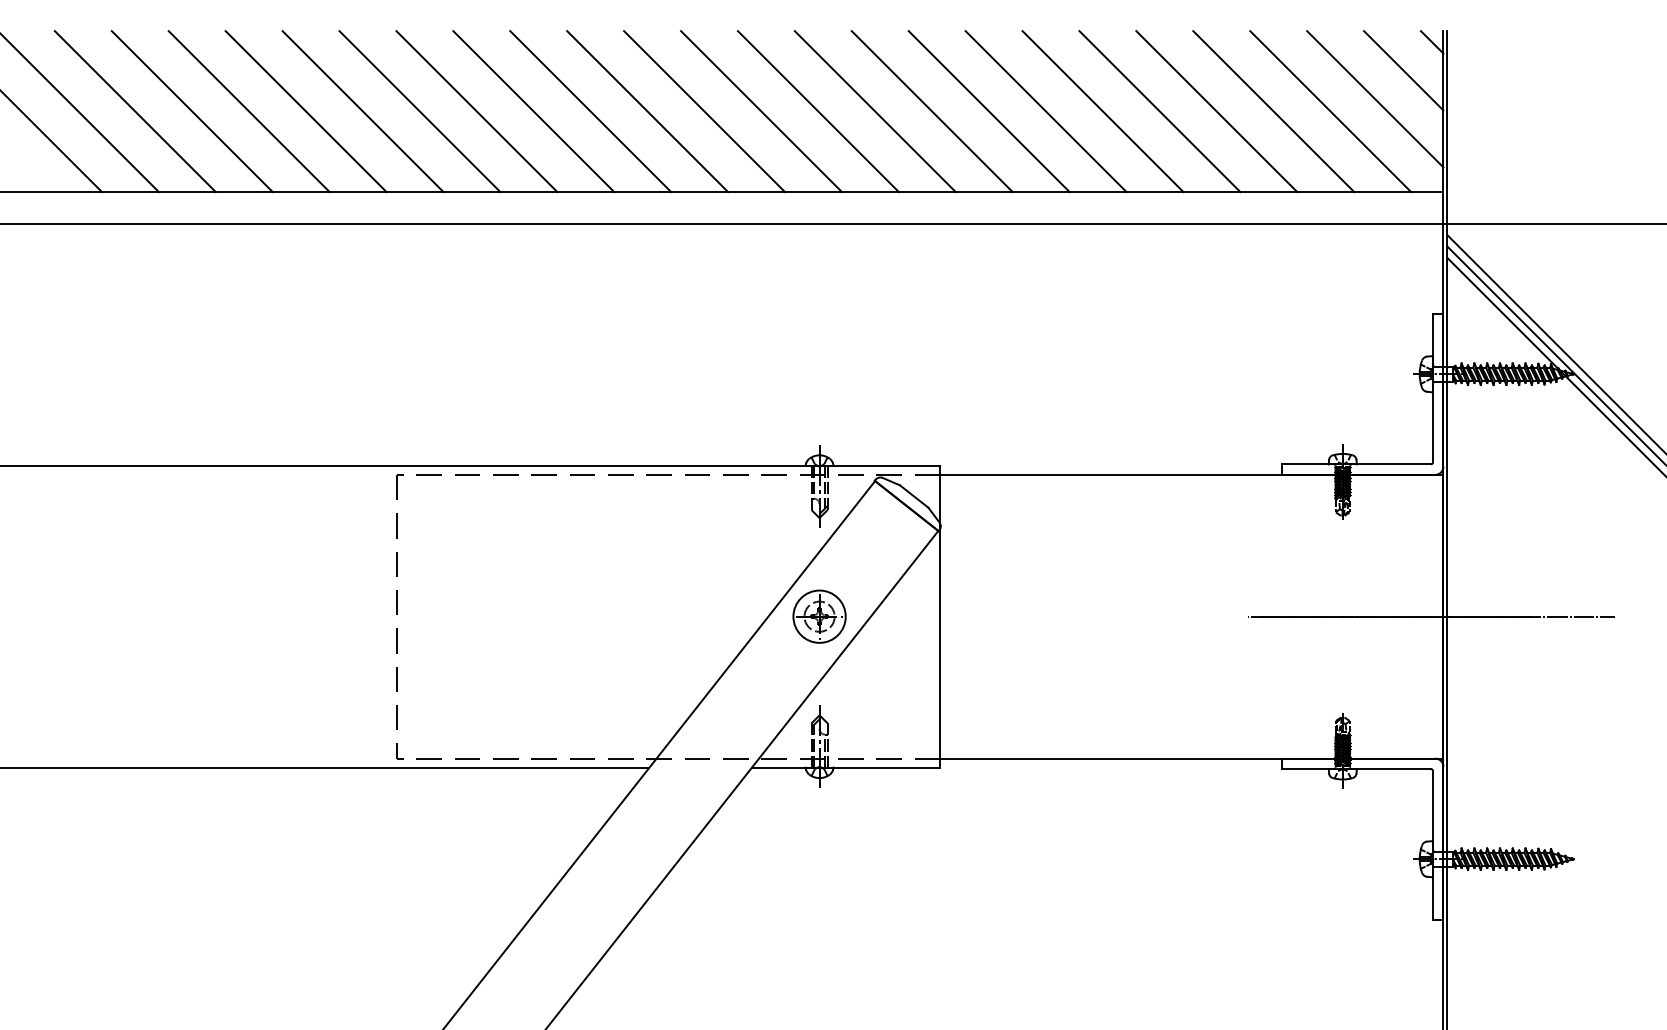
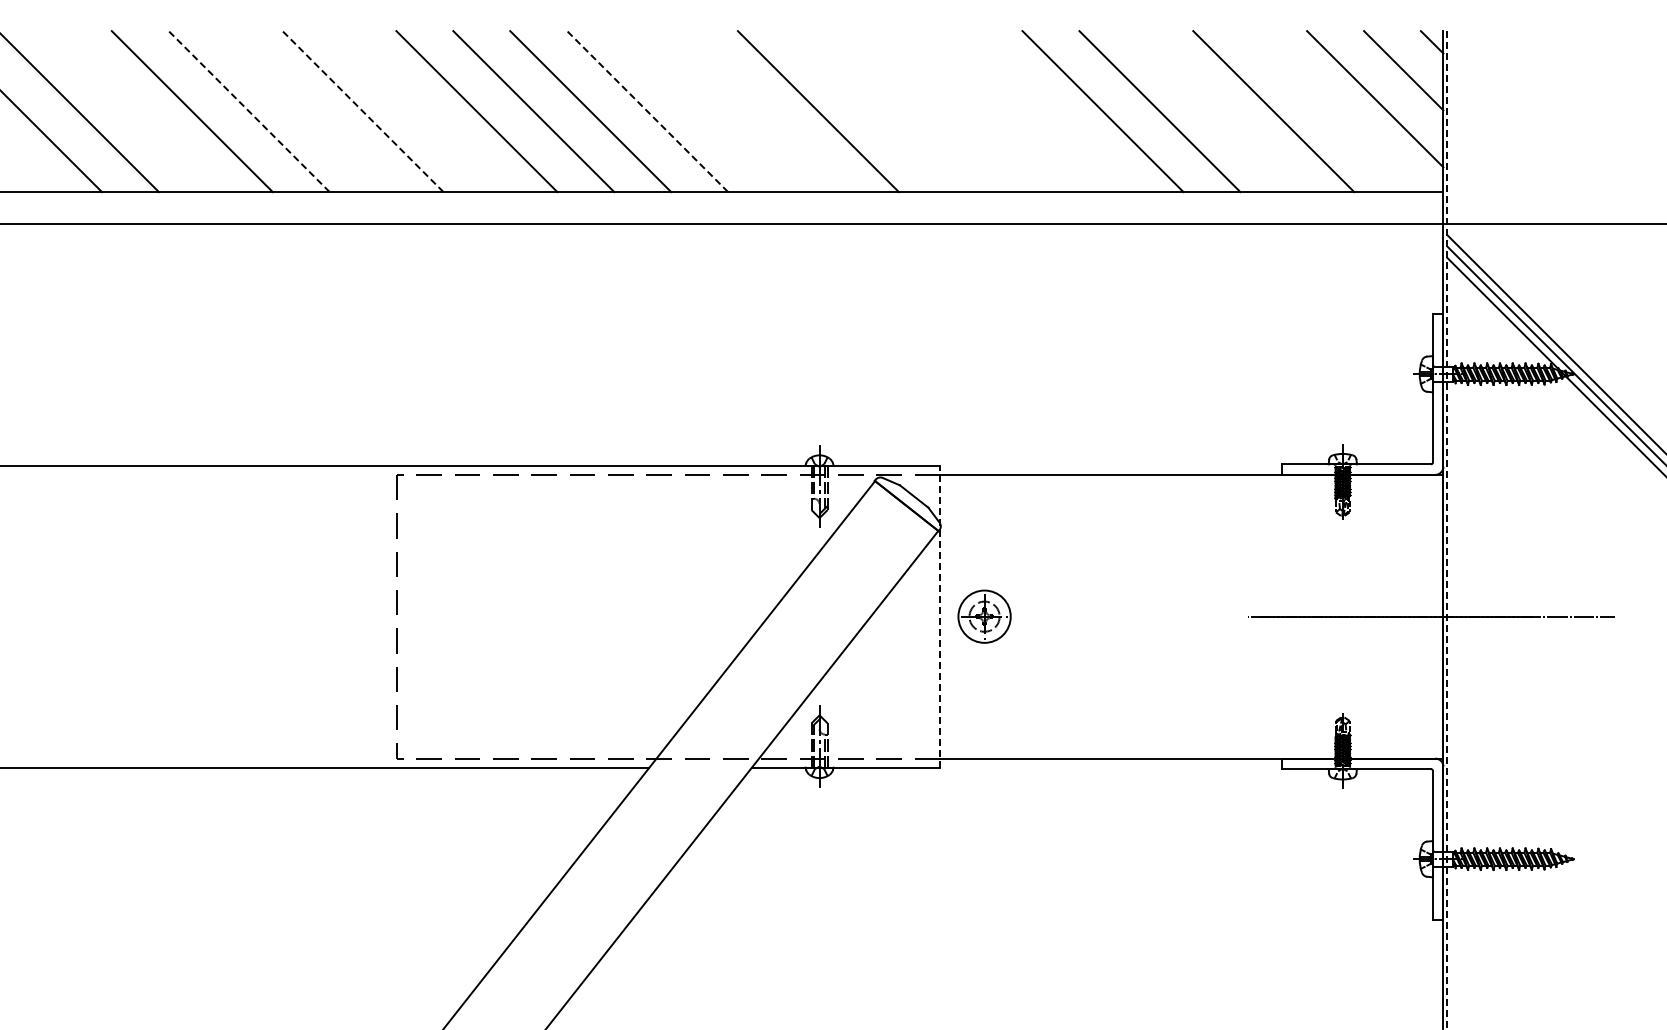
line: present -> none (134, 111)
line: solid -> dashed (249, 111)
line: present -> none (305, 111)
line: solid -> dashed (363, 111)
line: present -> none (419, 111)
line: solid -> dashed (647, 111)
line: present -> none (704, 111)
line: present -> none (761, 111)
line: present -> none (874, 111)
line: present -> none (931, 111)
line: present -> none (988, 111)
line: present -> none (1045, 111)
line: present -> none (1216, 111)
line: present -> none (1330, 111)
line: solid -> dashed (1447, 531)
part position: (819, 616) -> (984, 616) (984, 616)
line: solid -> dashed (940, 616)
